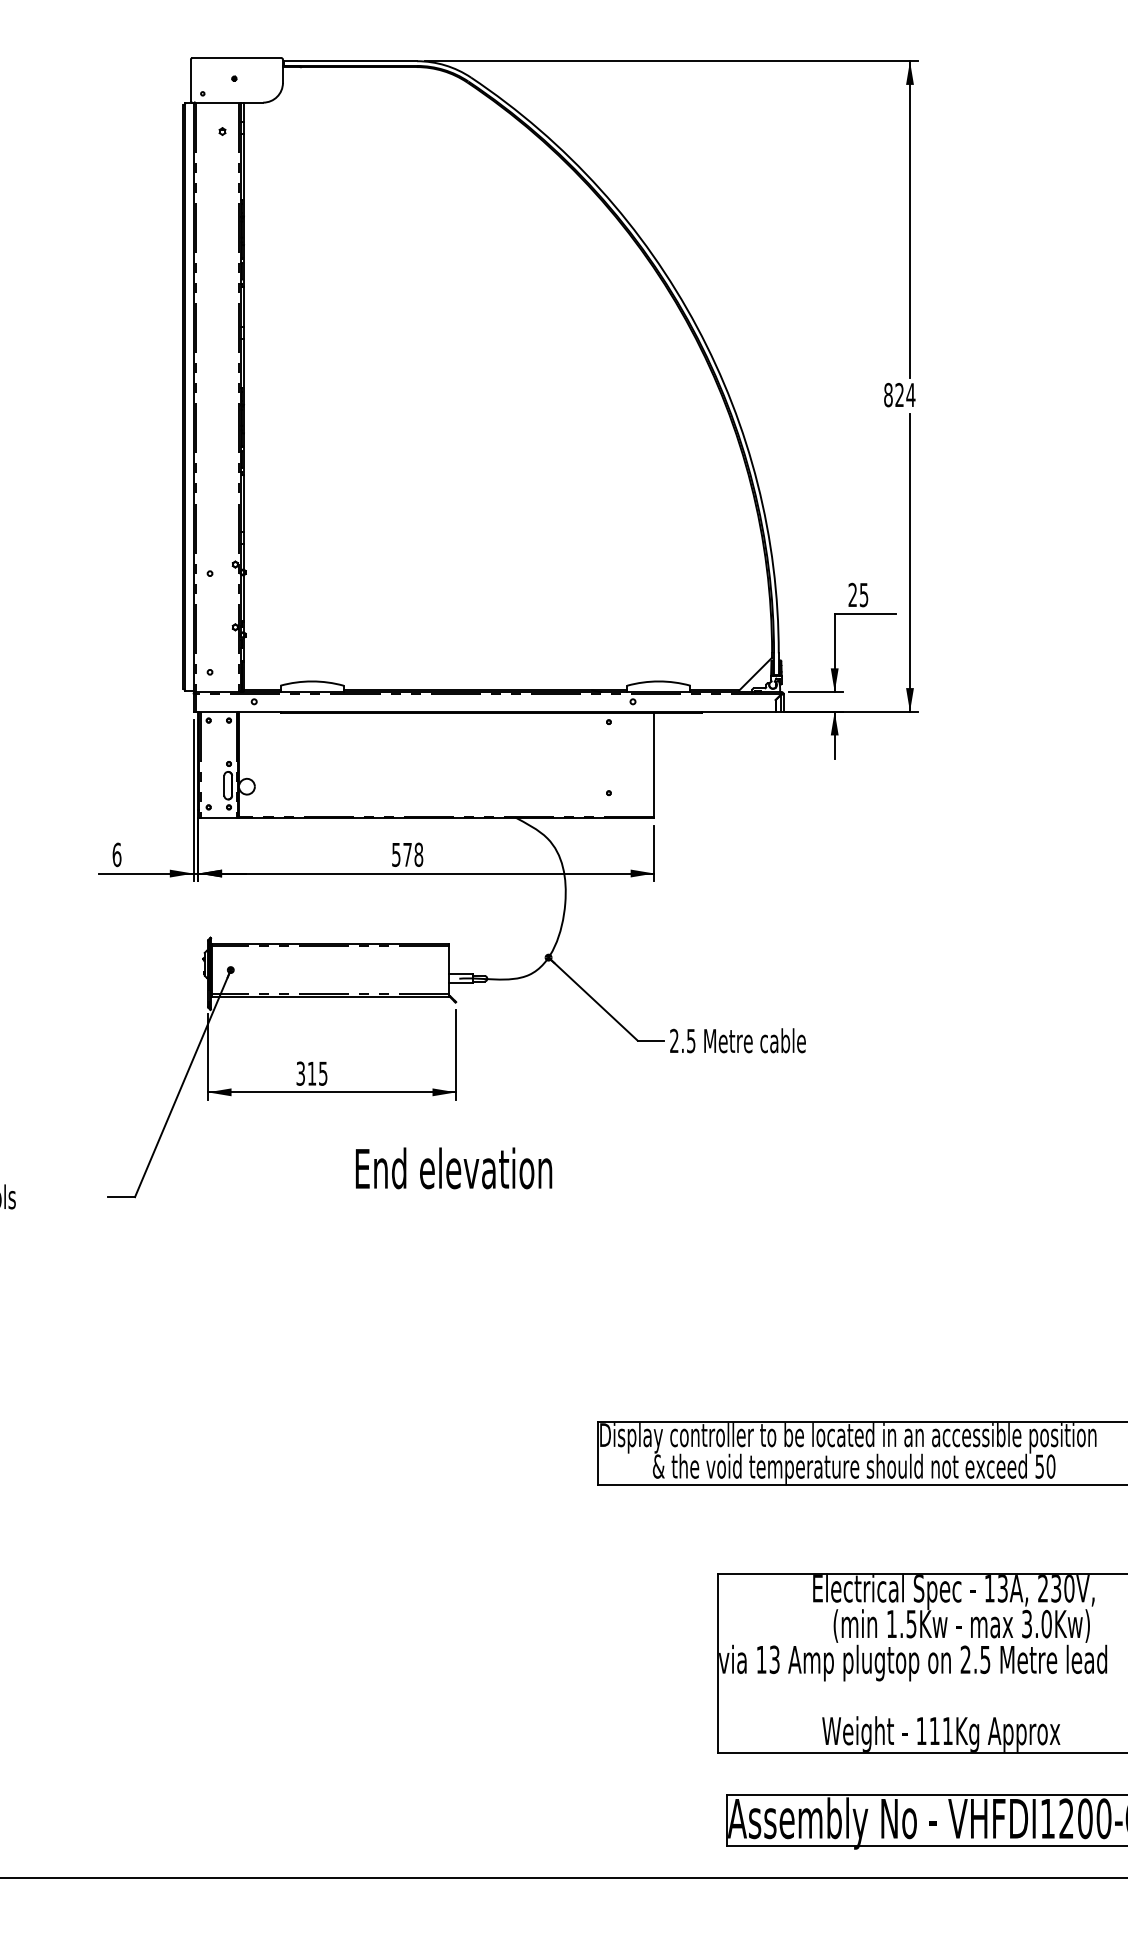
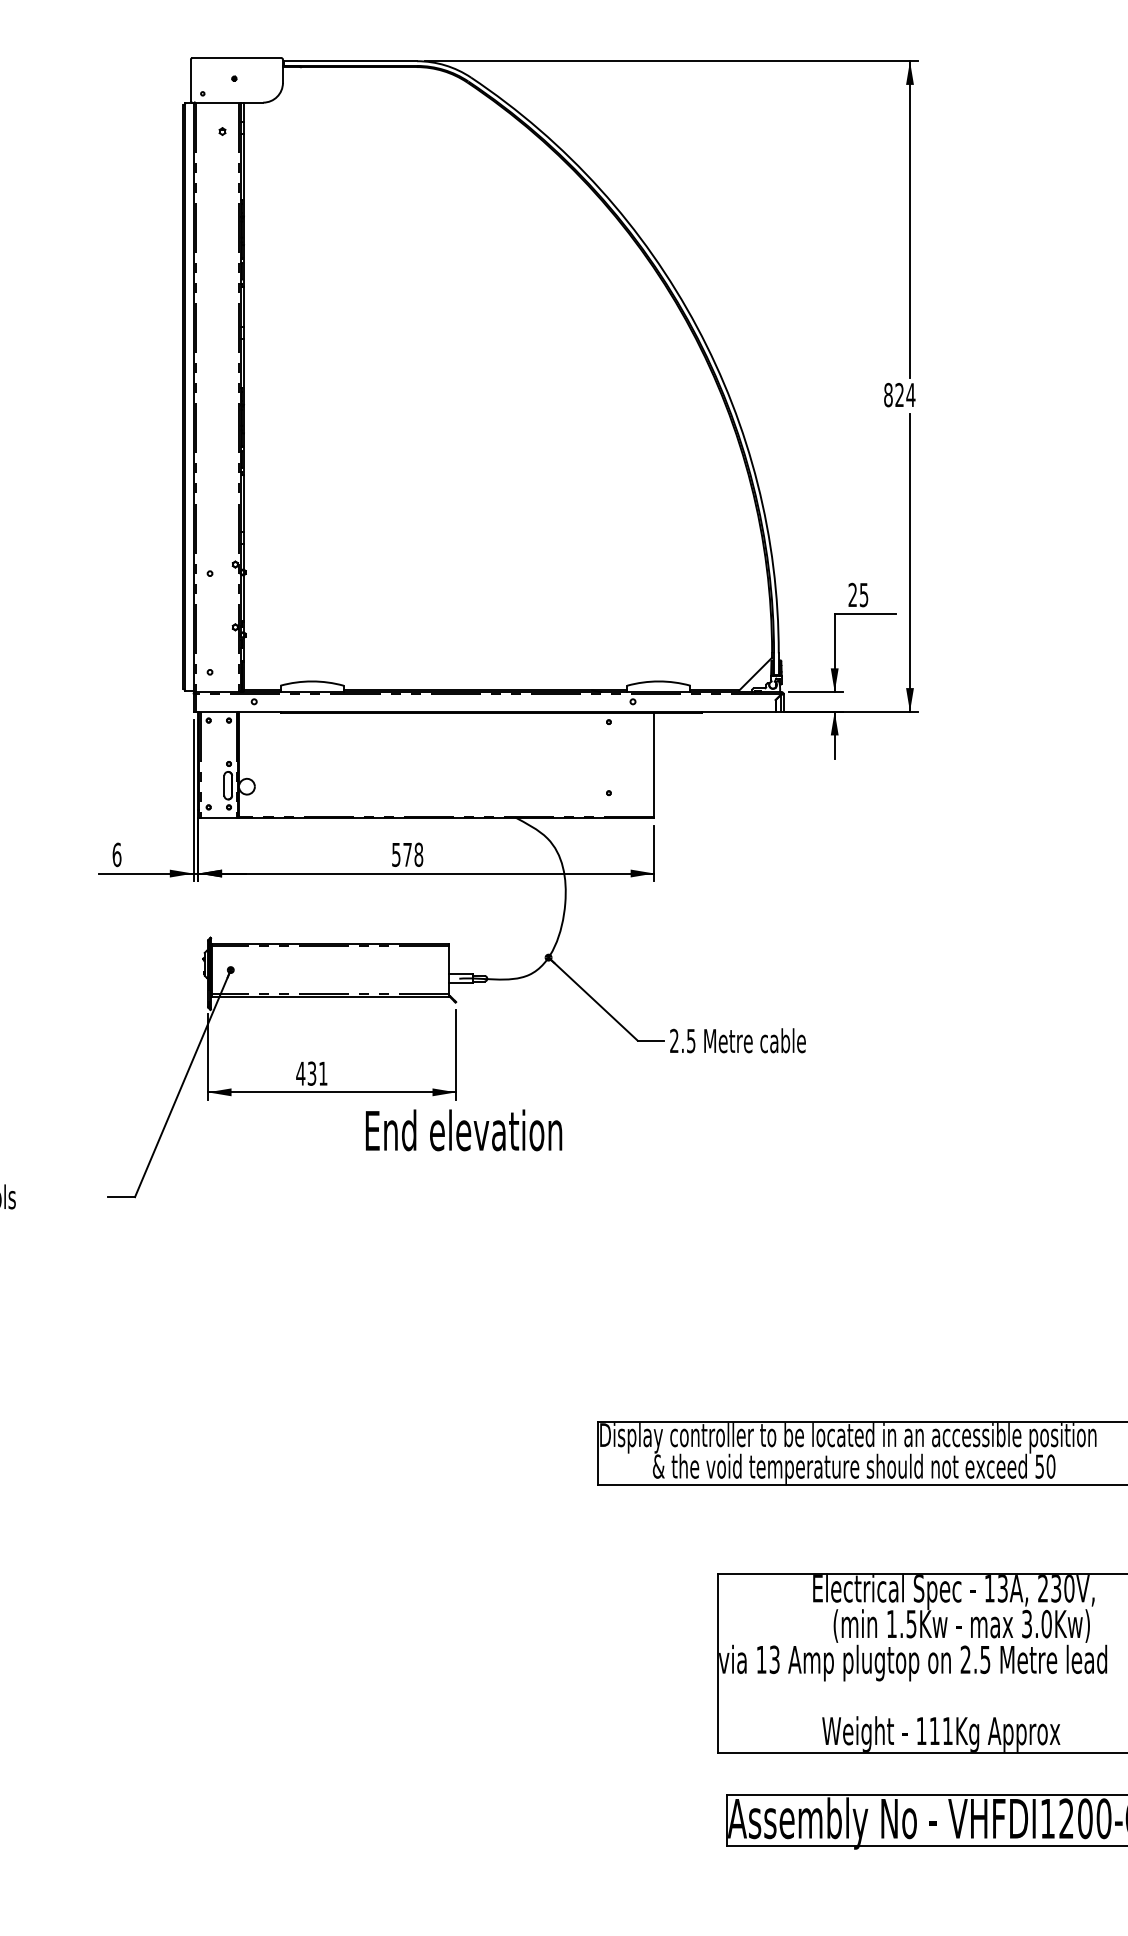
text: 315 -> 431 (311, 1073)
text position: (454, 1168) -> (464, 1130) (464, 1130)
line: present -> none (563, 1877)
